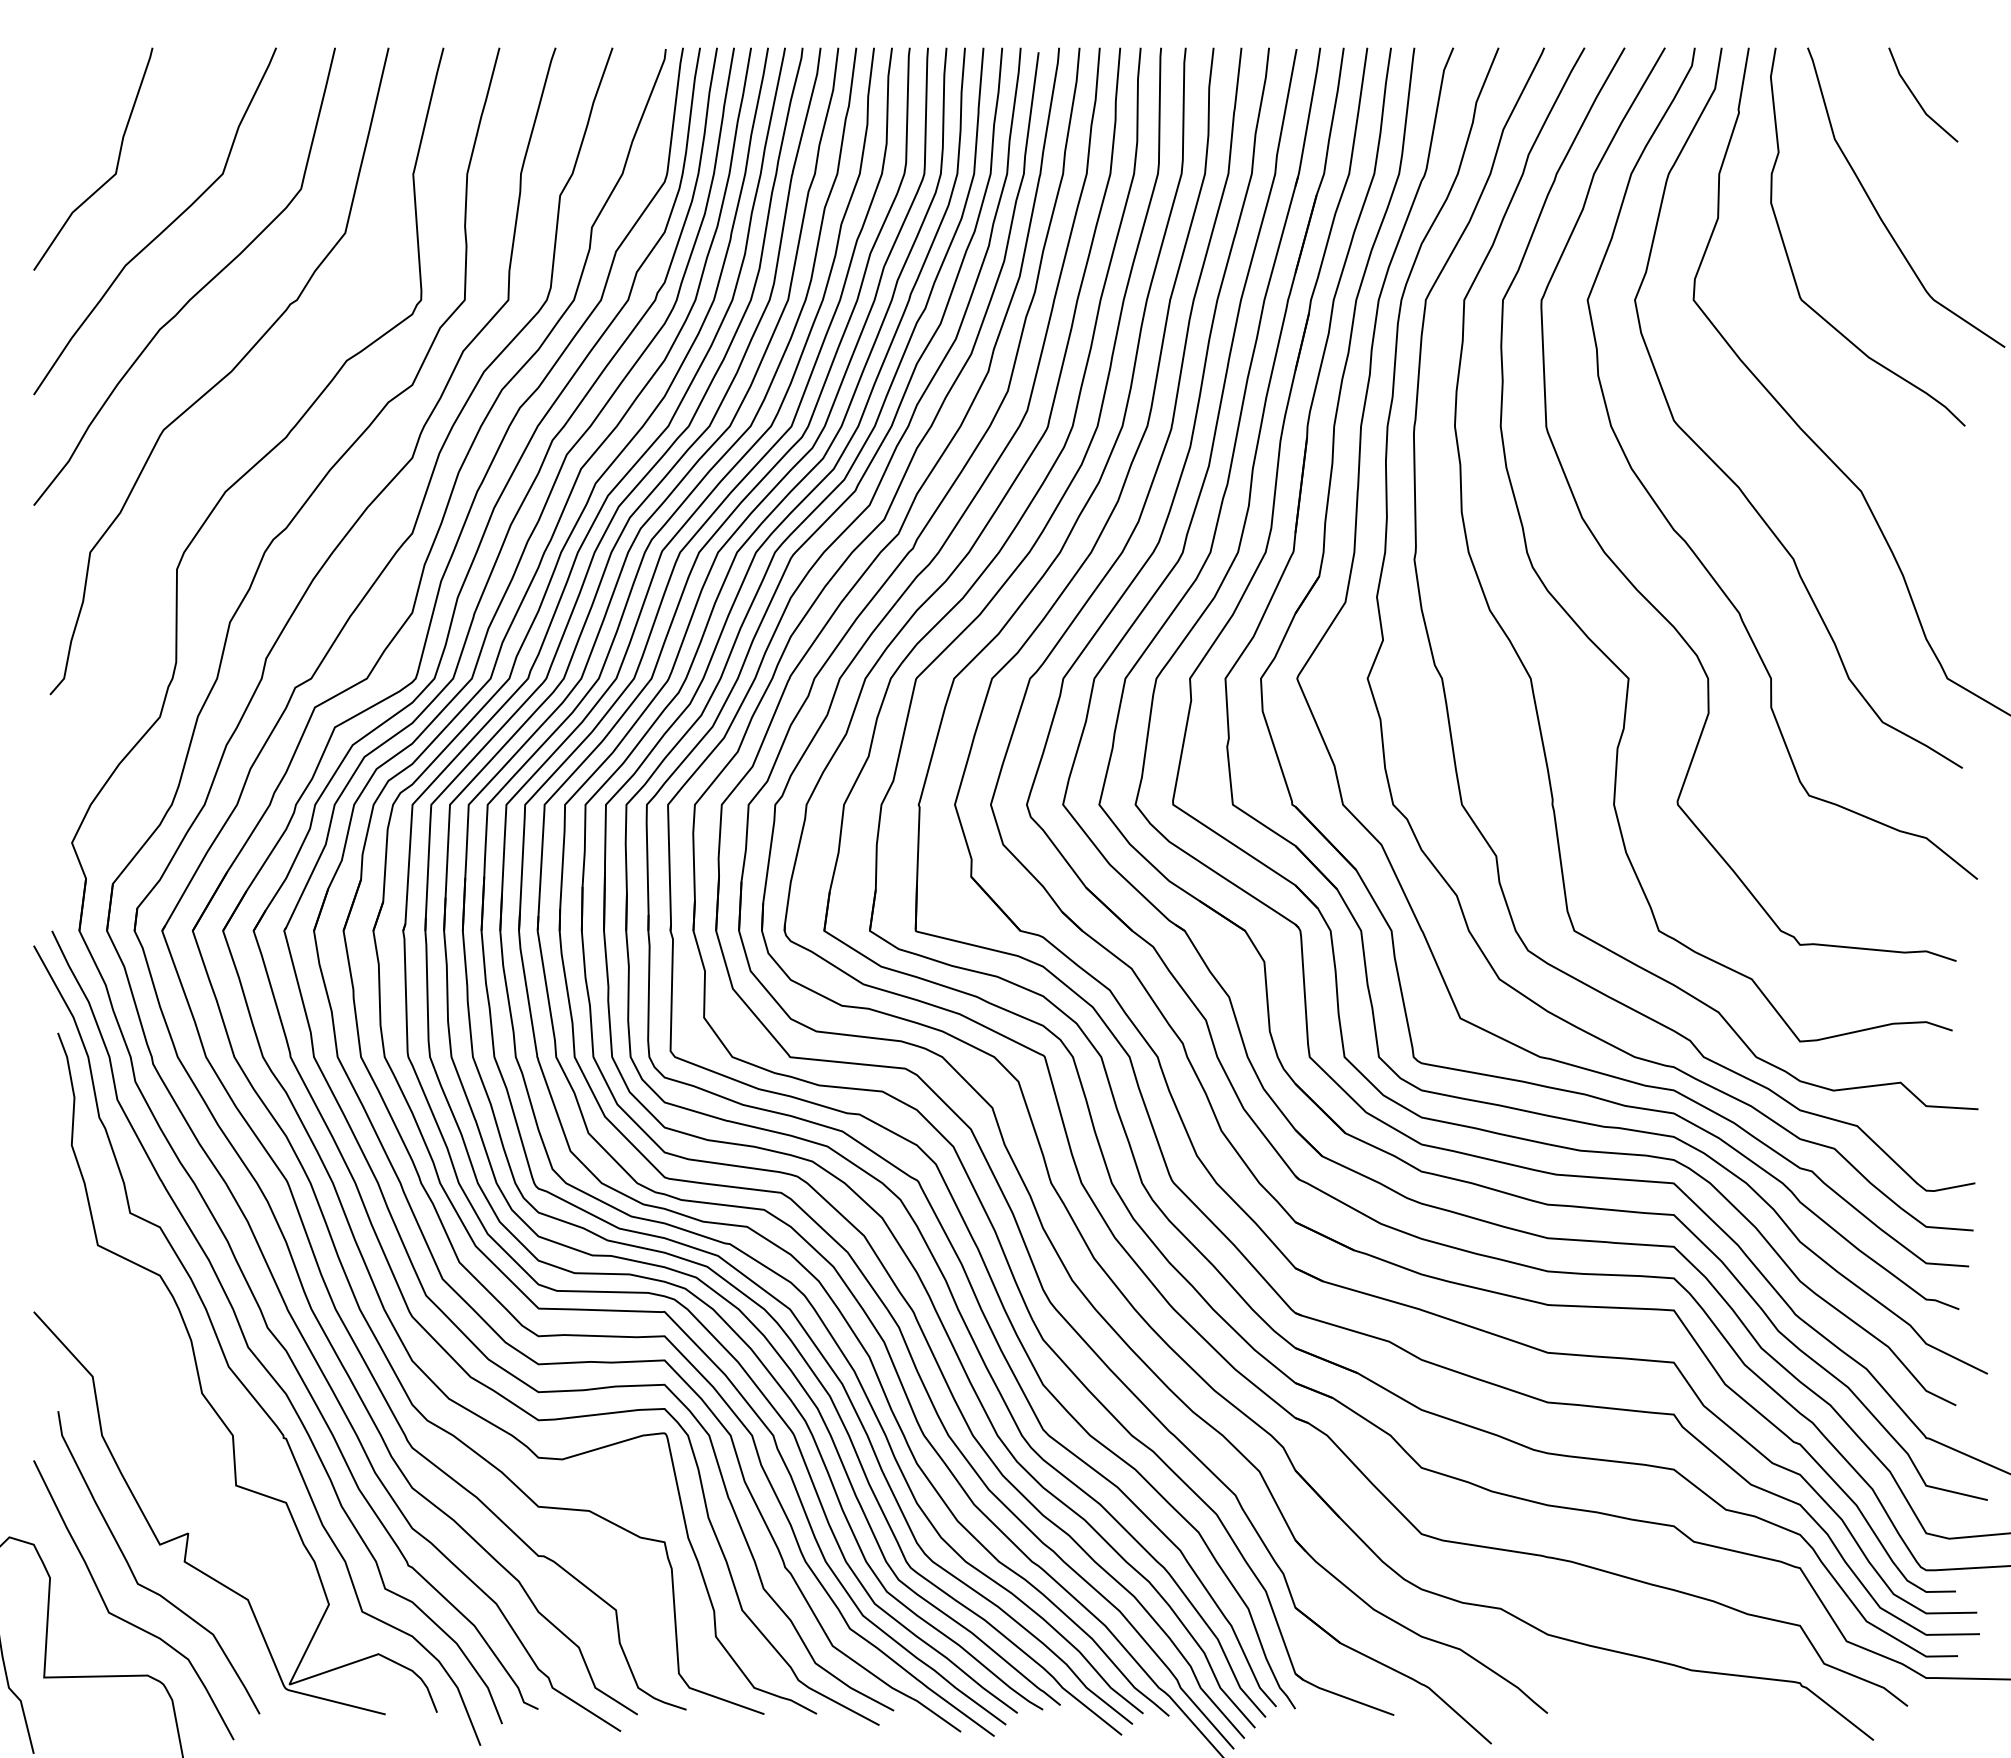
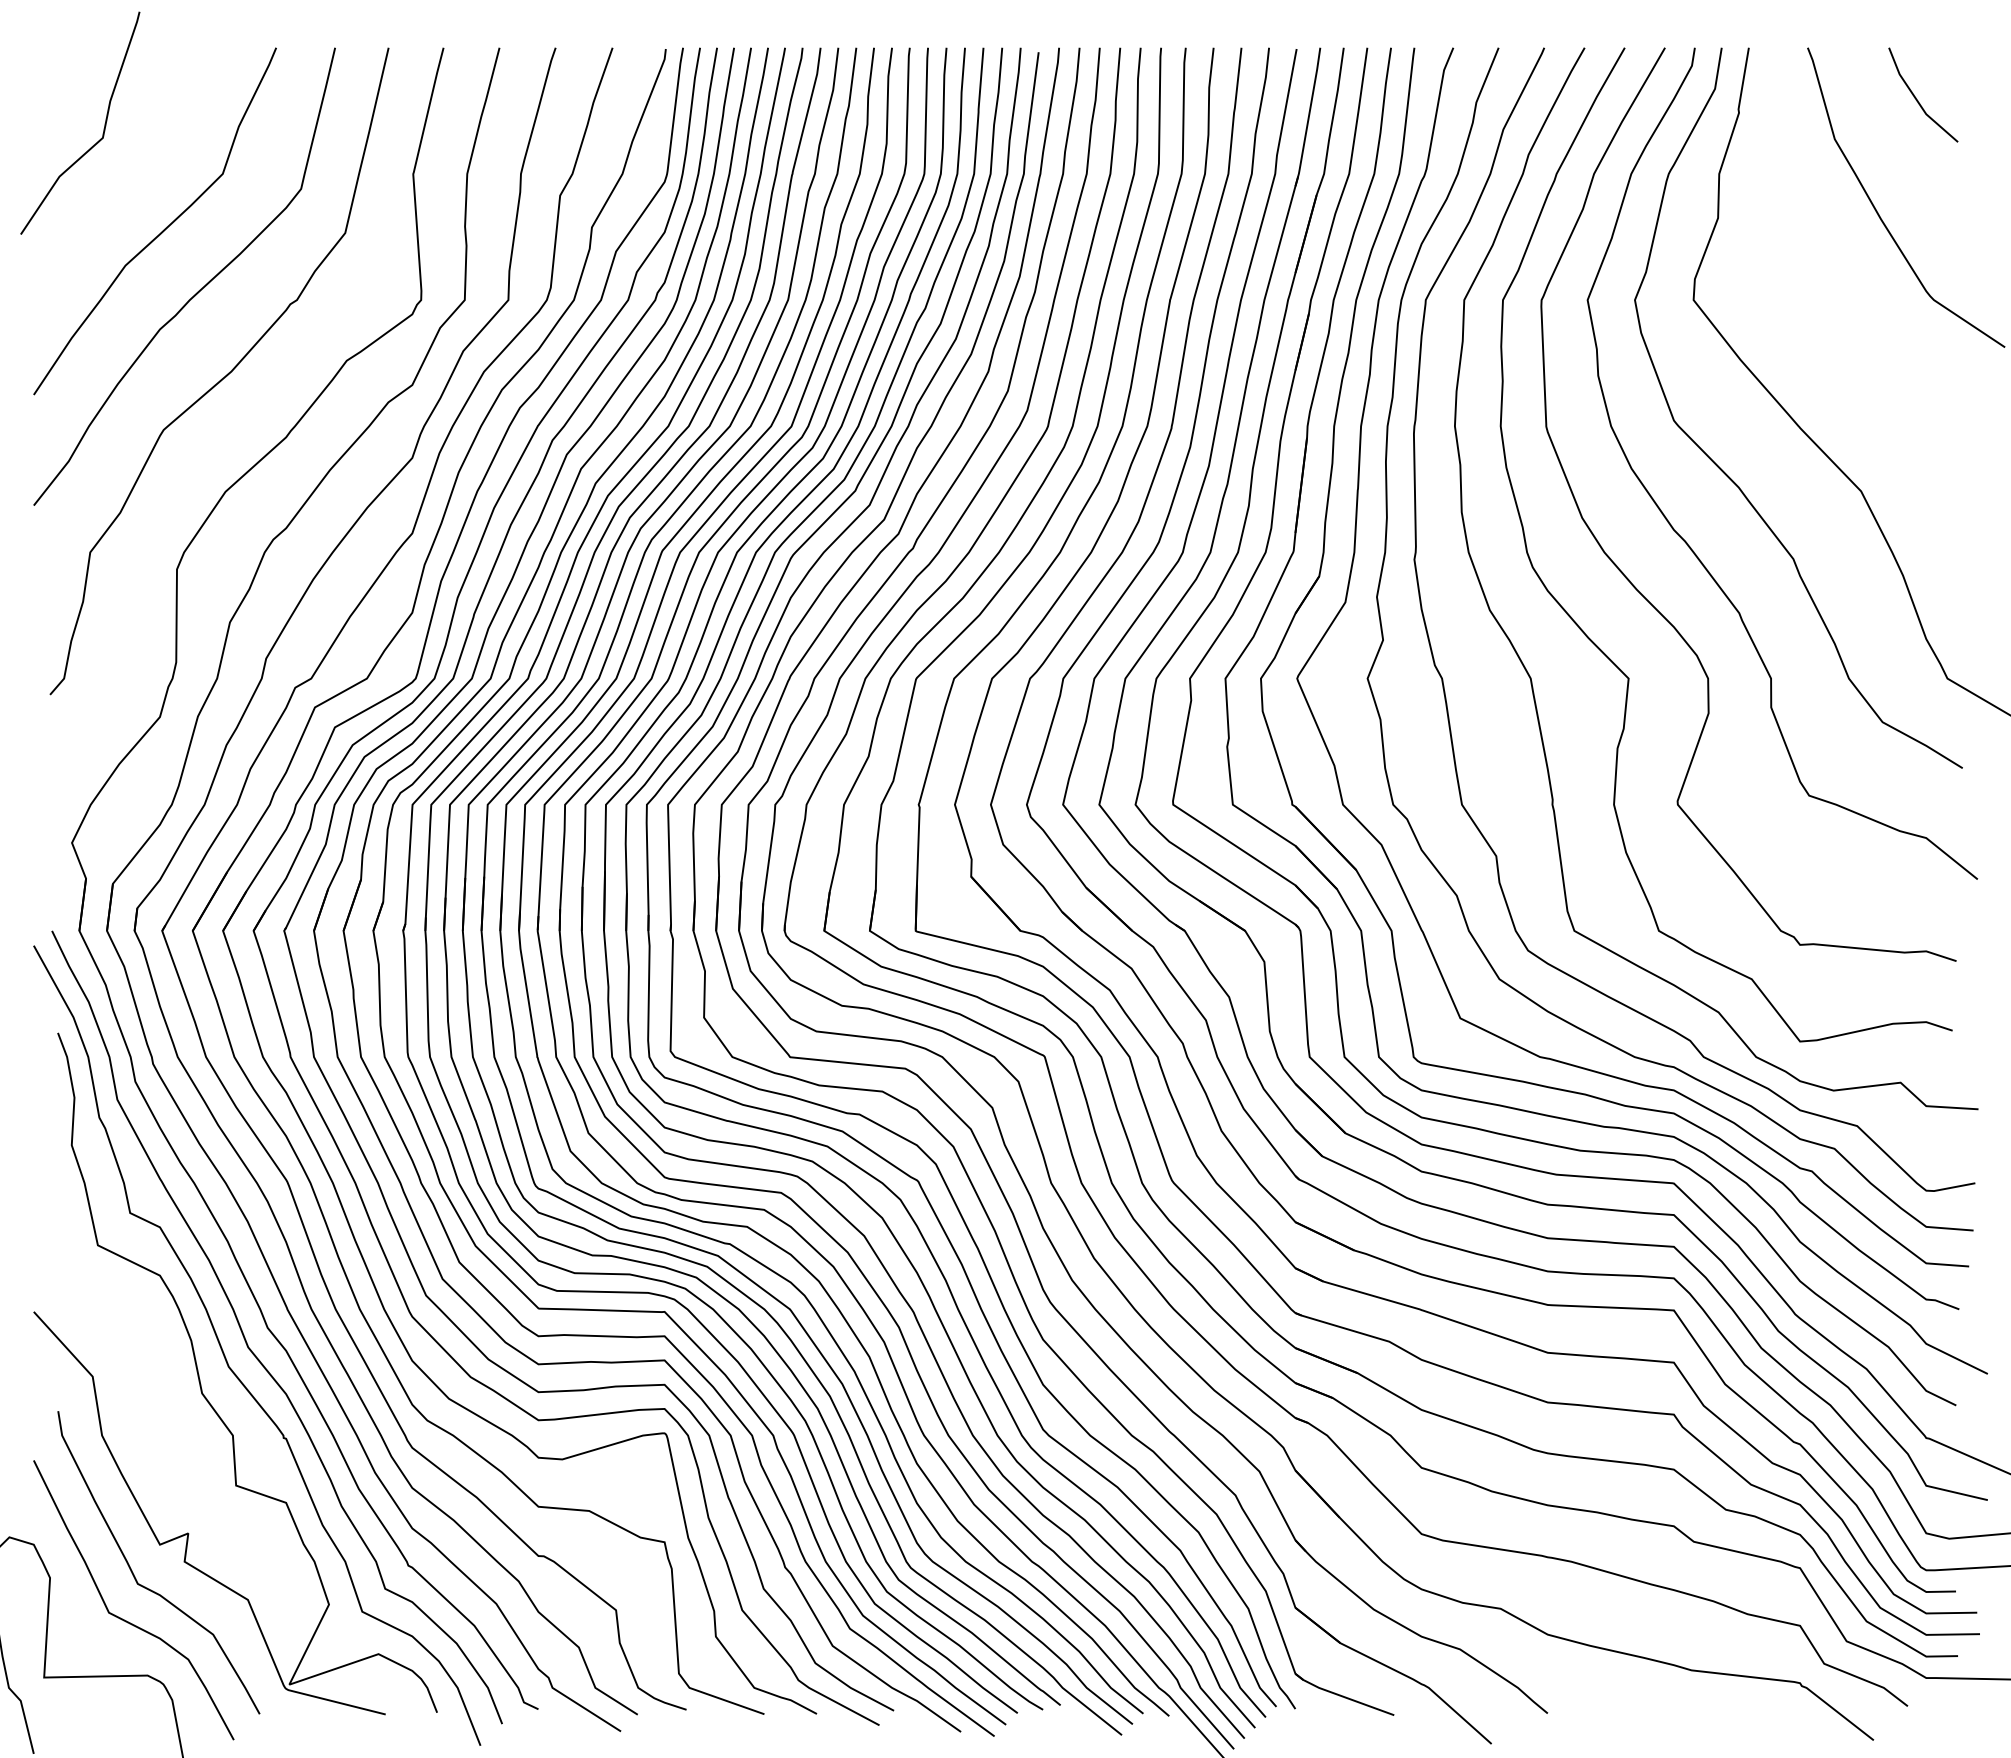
curve position: (116, 164) -> (103, 128) (103, 128)
curve: present -> none (1789, 258)
